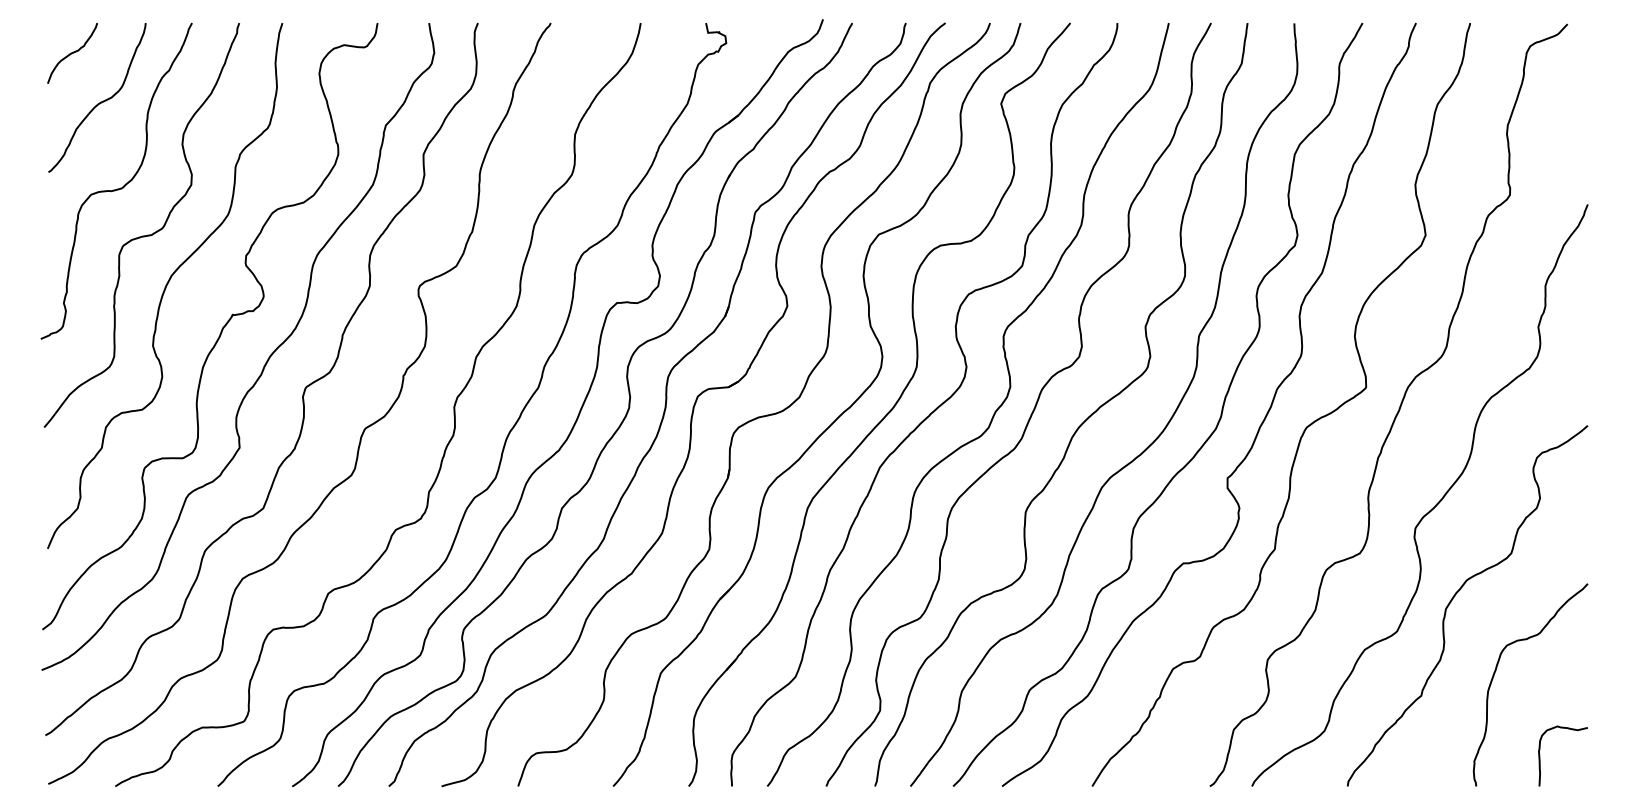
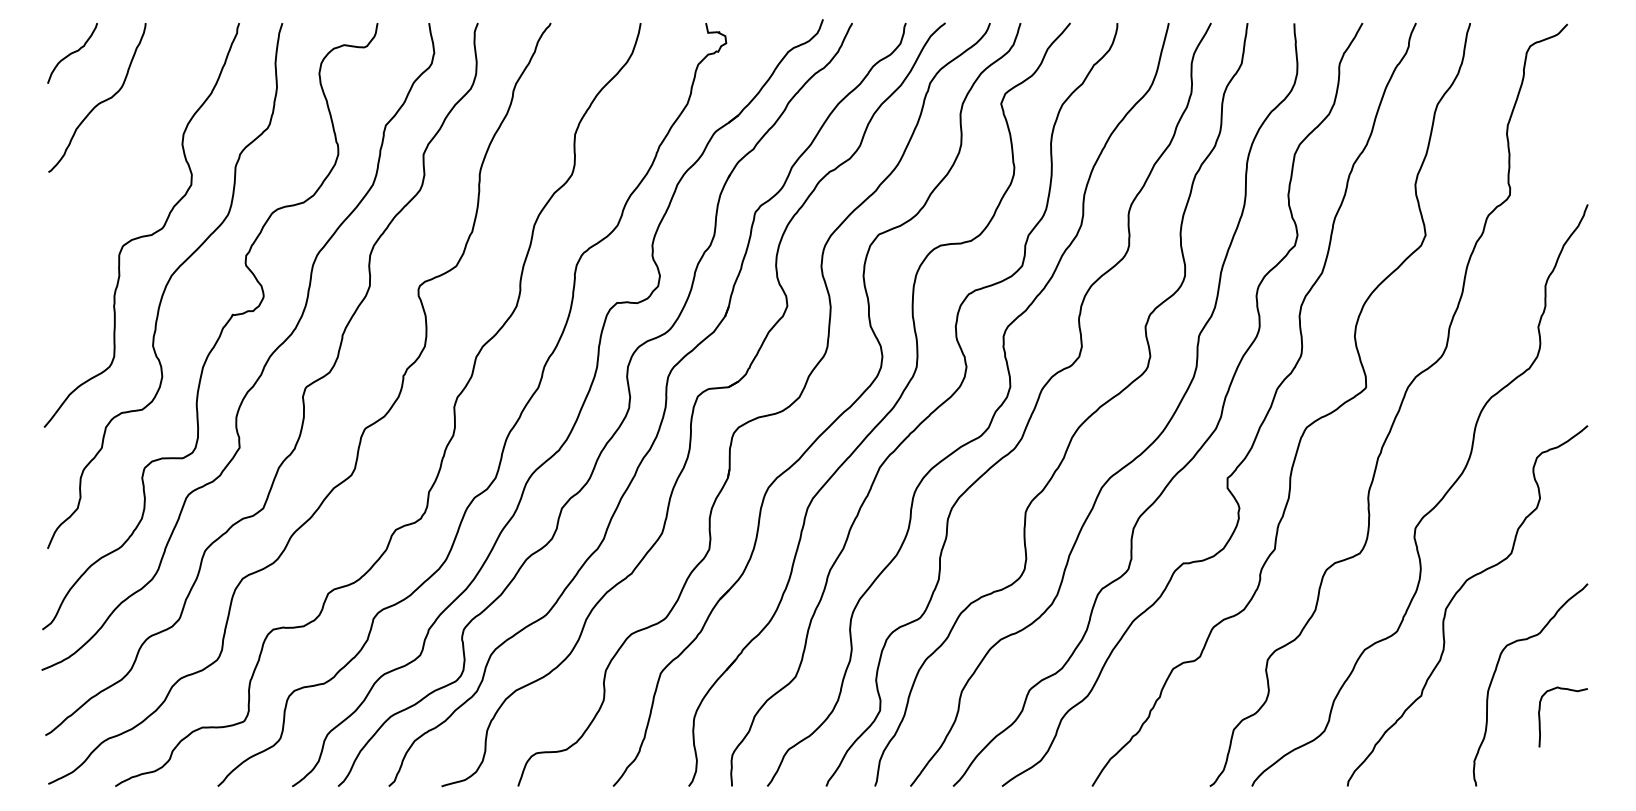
curve: present -> none (120, 187)
curve position: (1540, 755) -> (1540, 716) (1540, 716)
